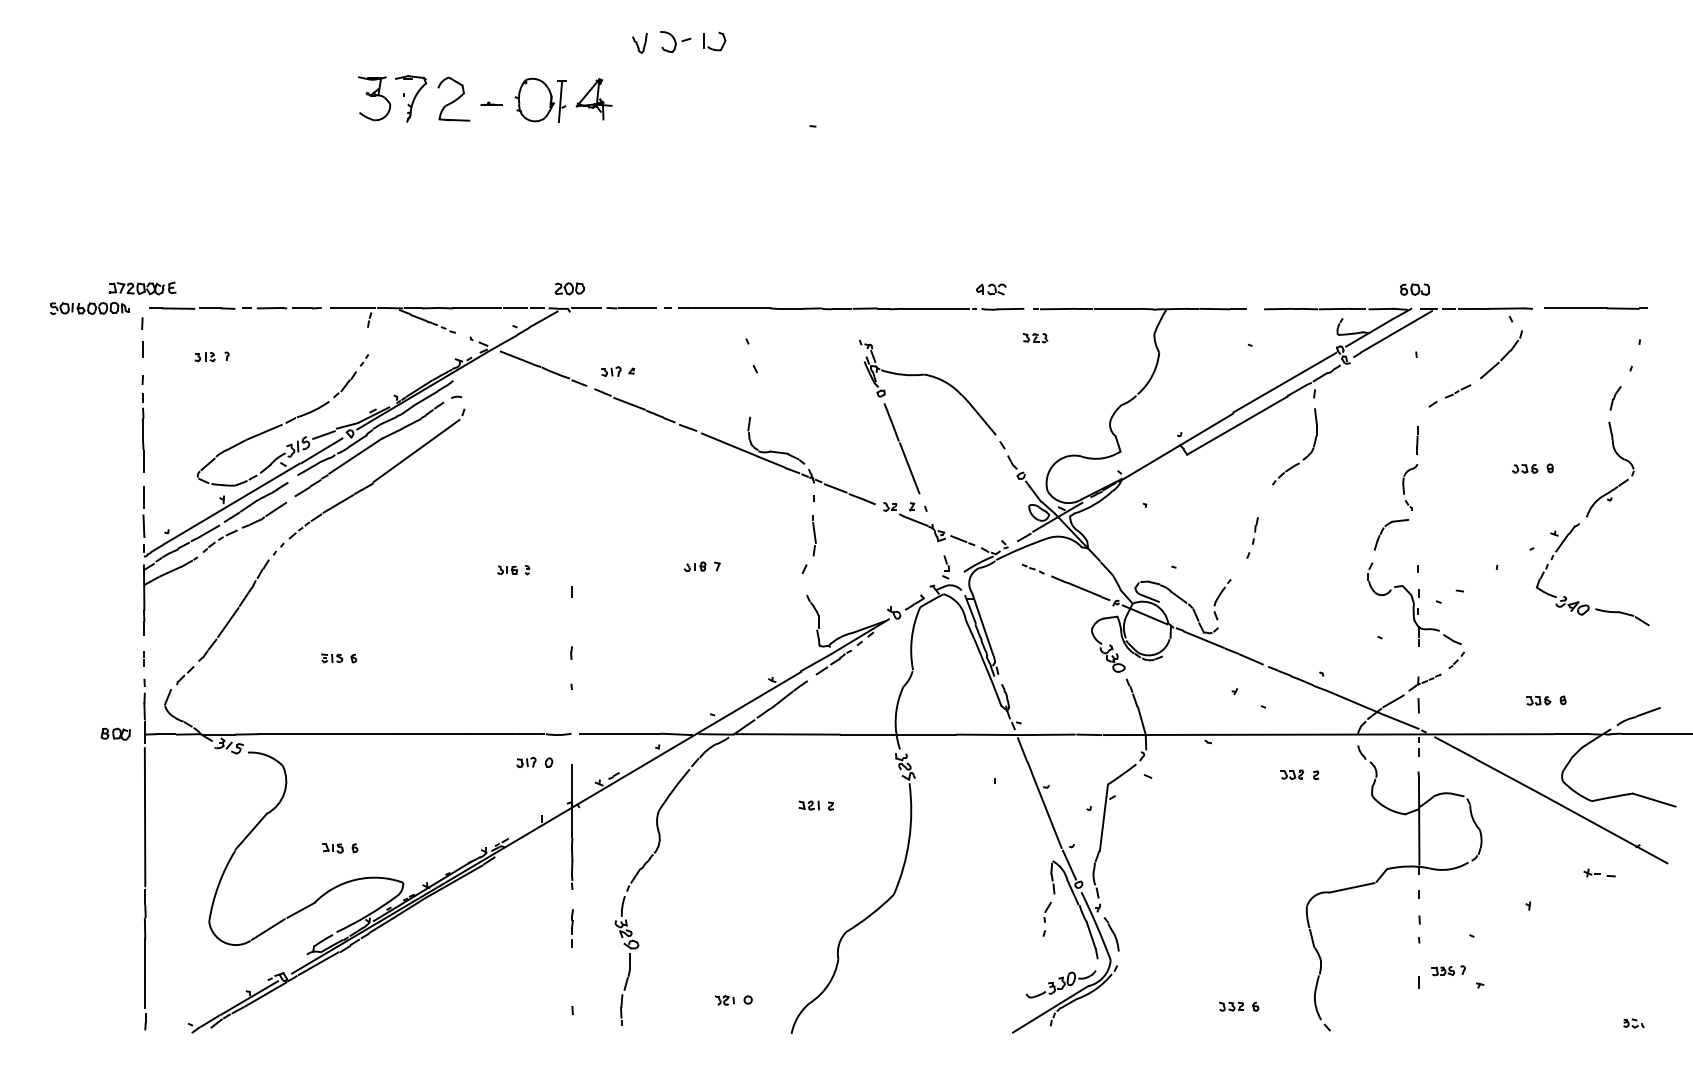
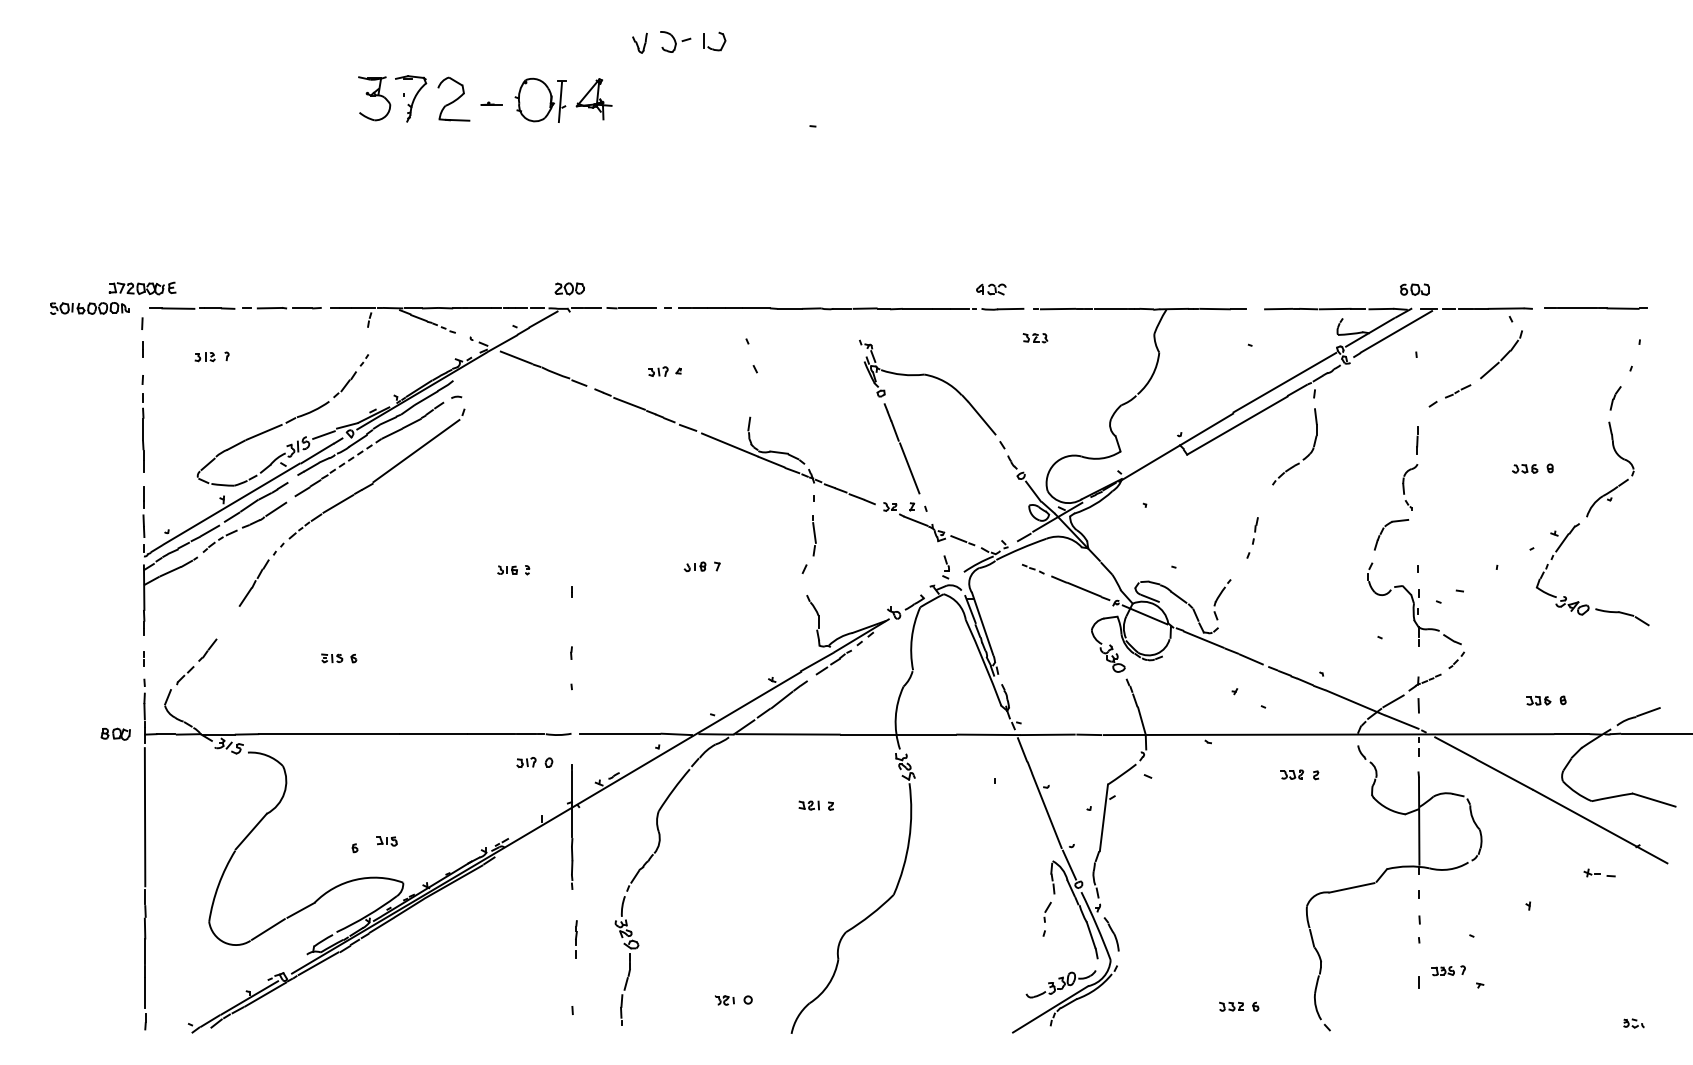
part position: (617, 371) -> (664, 371) (664, 371)
line: solid -> dashed (355, 456)
line: present -> none (228, 622)
part position: (332, 848) -> (386, 841) (386, 841)
line position: (572, 928) -> (576, 939) (576, 939)
